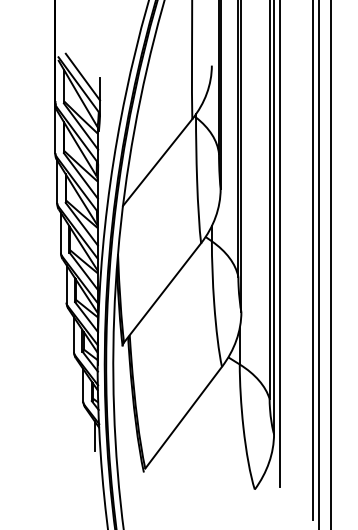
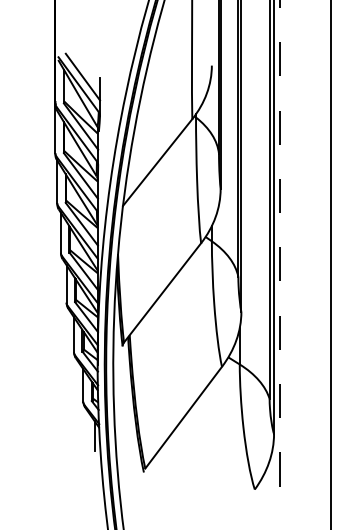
line: solid -> dashed (279, 243)
line: present -> none (312, 261)
line: present -> none (318, 264)
